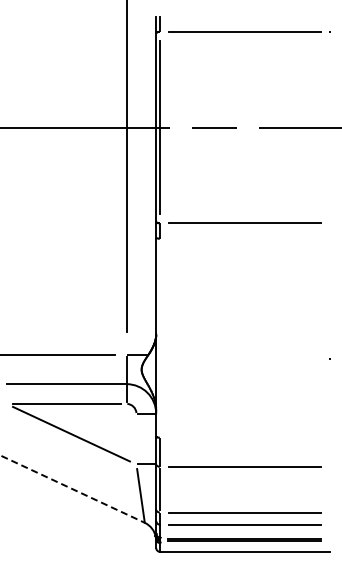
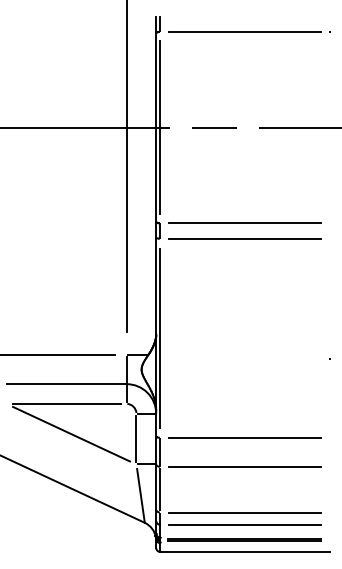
line: none -> present (244, 238)
line: none -> present (160, 337)
line: none -> present (244, 437)
line: none -> present (136, 438)
line: dashed -> solid (72, 489)
